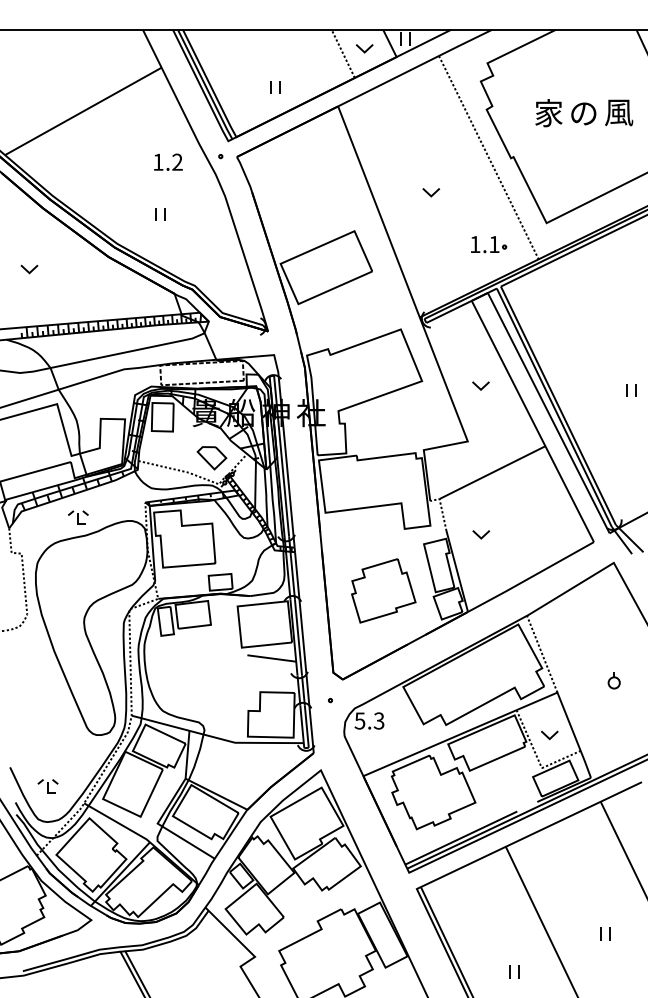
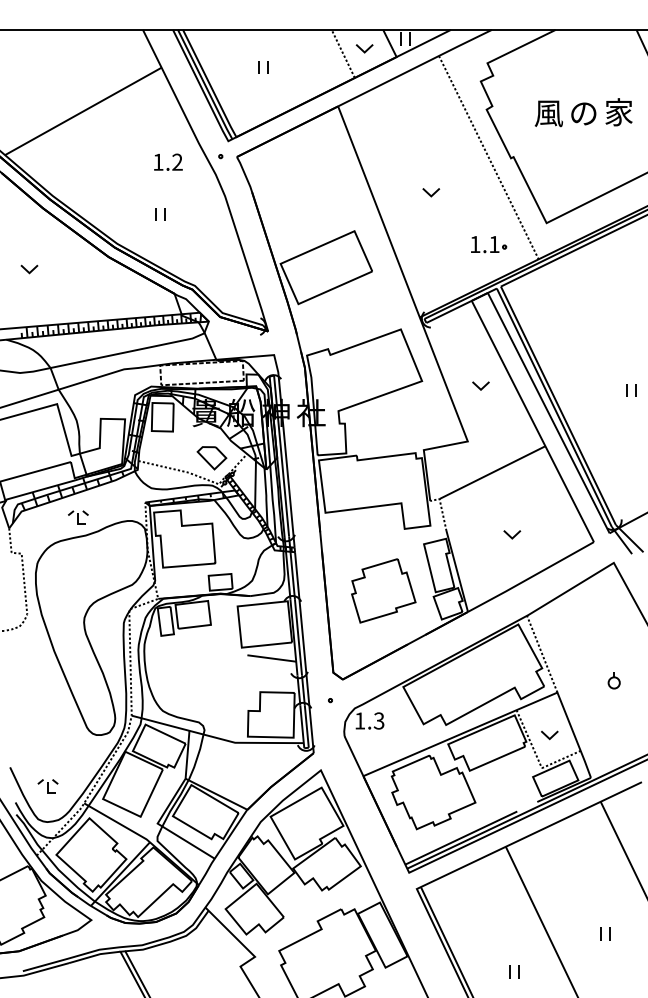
part position: (275, 87) -> (263, 67) (263, 67)
text: 風 -> 家 (619, 112)
text: 家 -> 風 (548, 113)
part position: (481, 534) -> (512, 534) (512, 534)
text: 5.3 -> 1.3 (359, 720)
